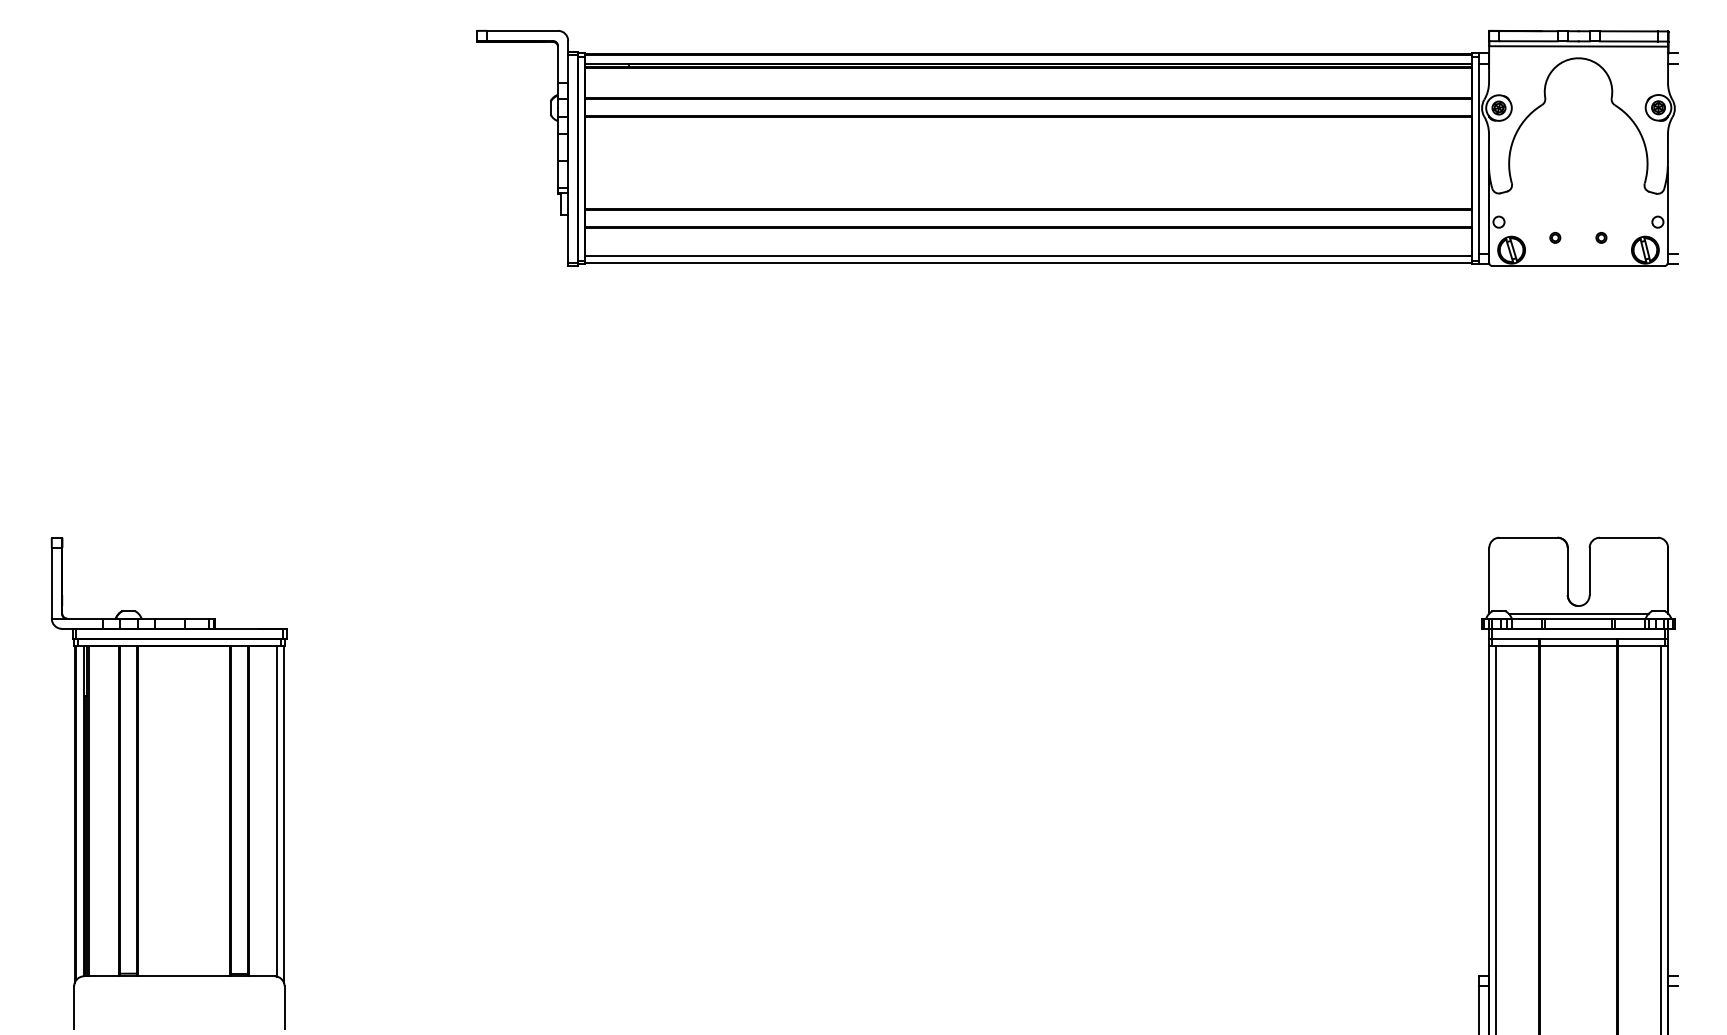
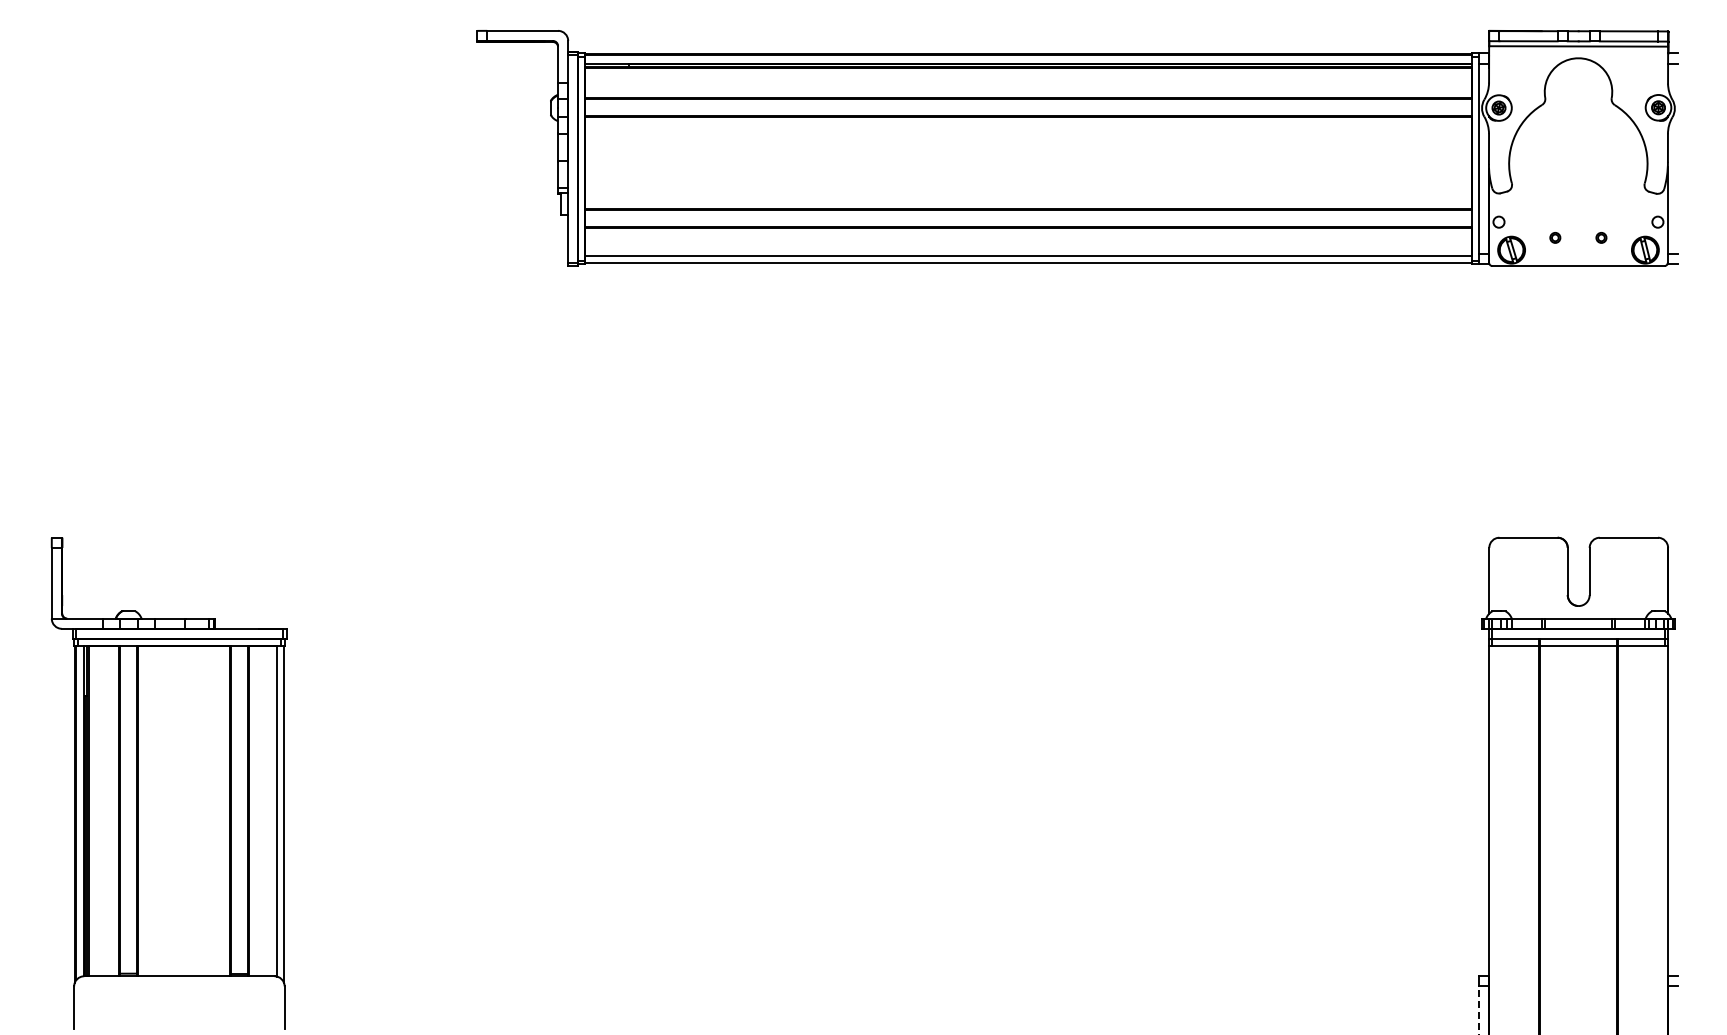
line: present -> none (1578, 613)
line: present -> none (1495, 838)
line: present -> none (1661, 838)
line: solid -> dashed (1478, 1010)
